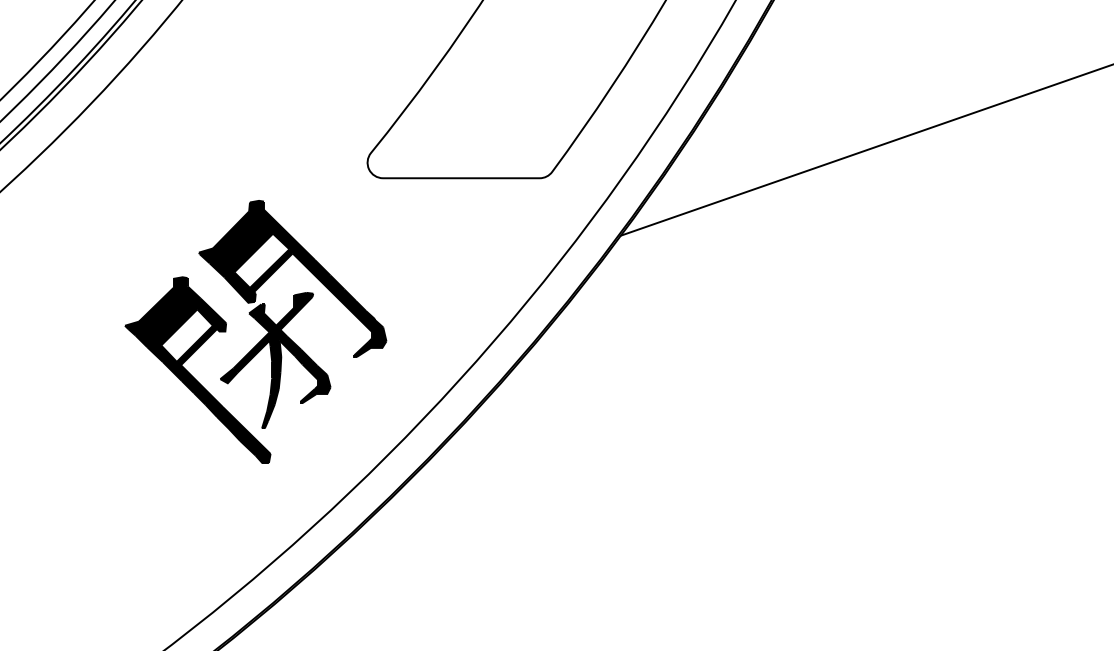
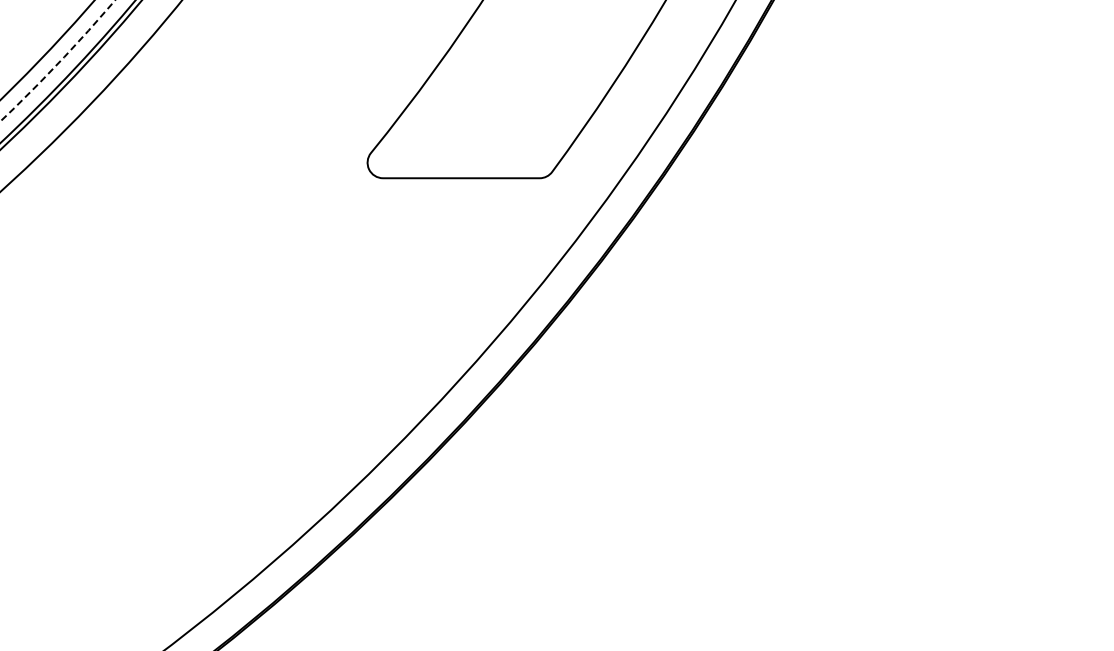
arc: solid -> dashed (60, 61)
line: present -> none (865, 150)
part: present -> none (261, 325)
